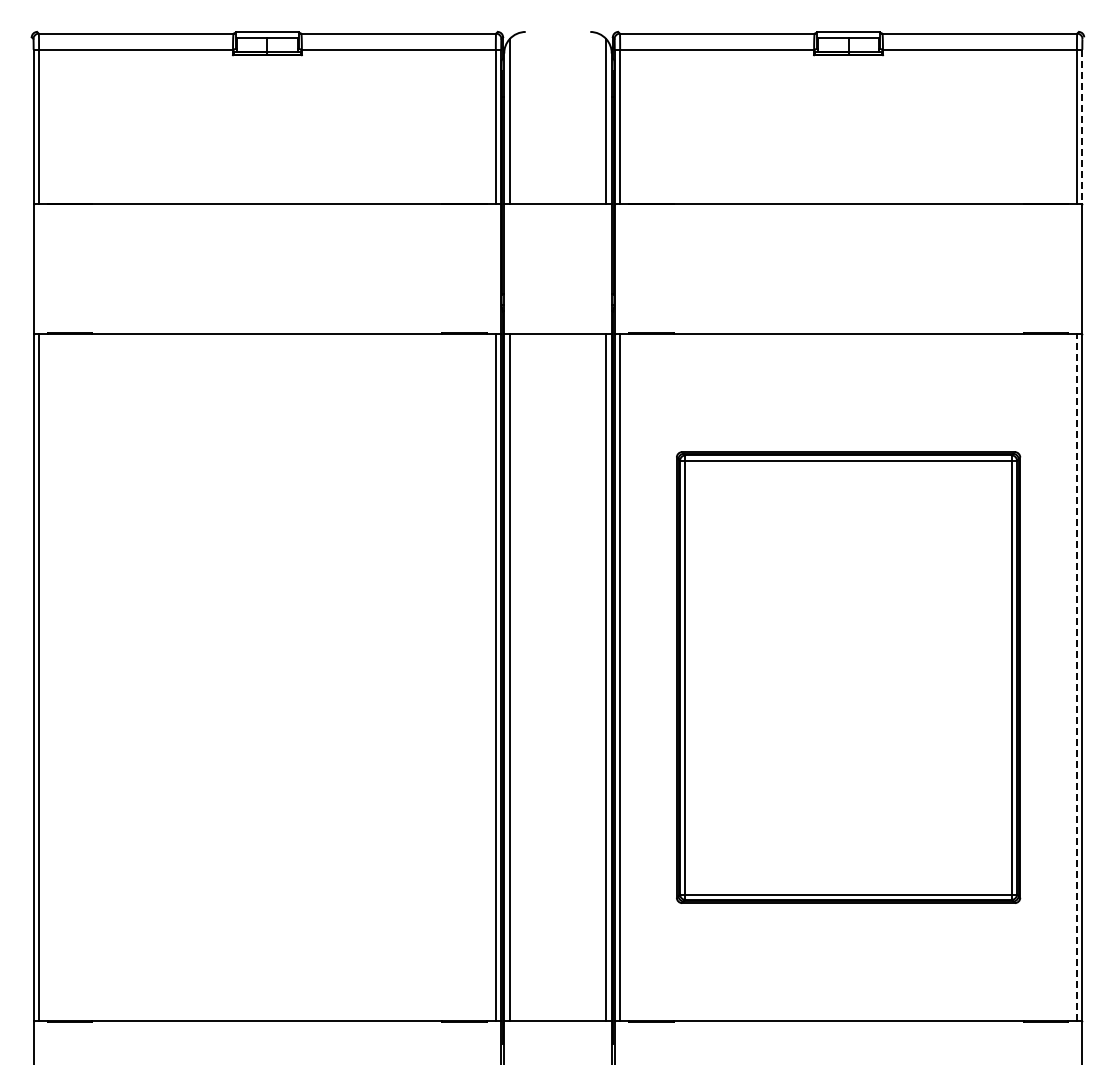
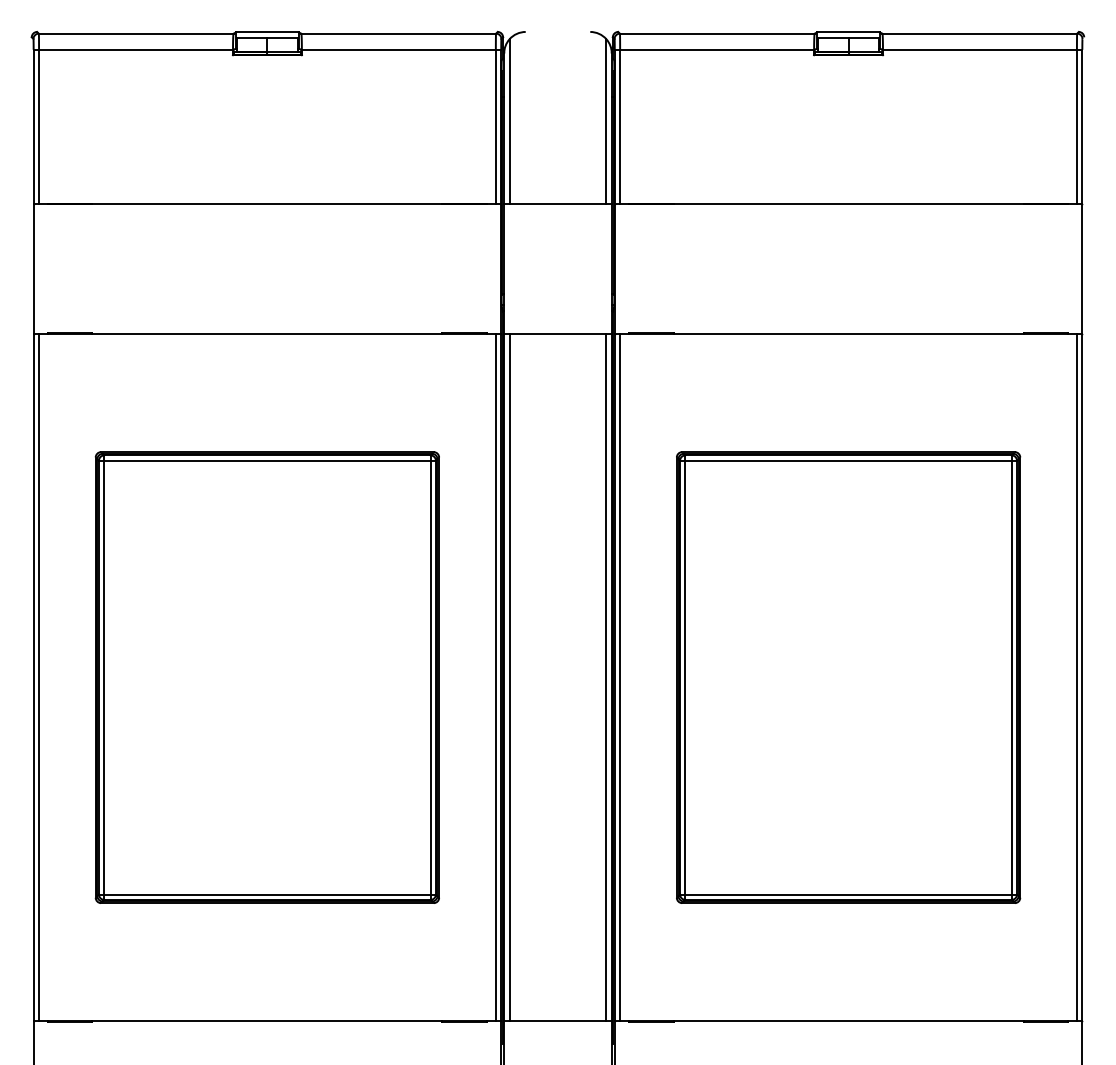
line: dashed -> solid (1082, 126)
part: none -> present (266, 677)
line: dashed -> solid (1076, 677)
